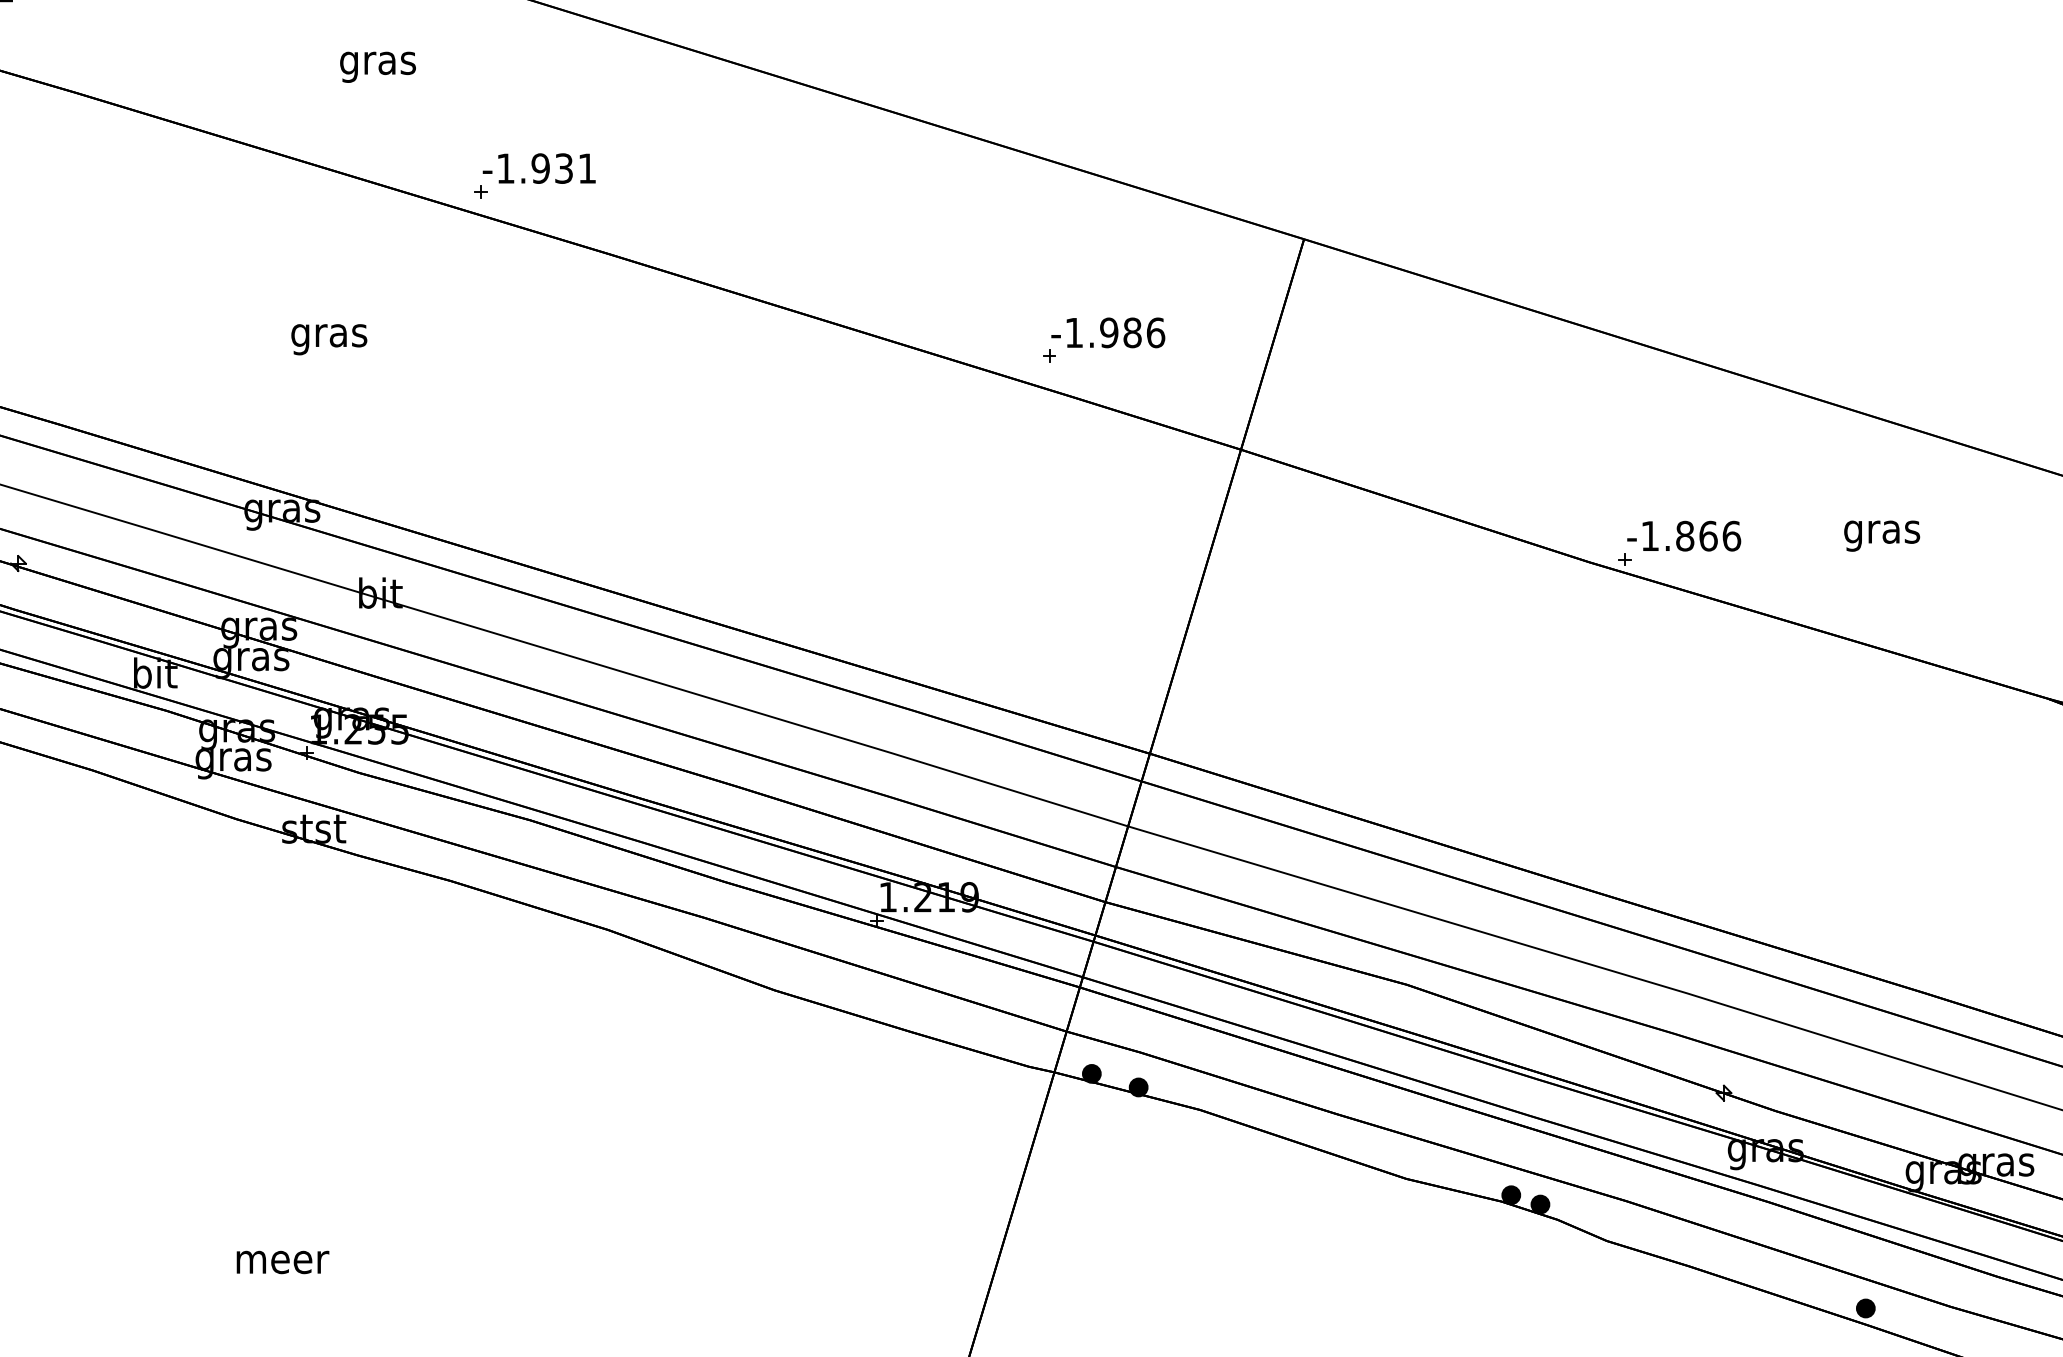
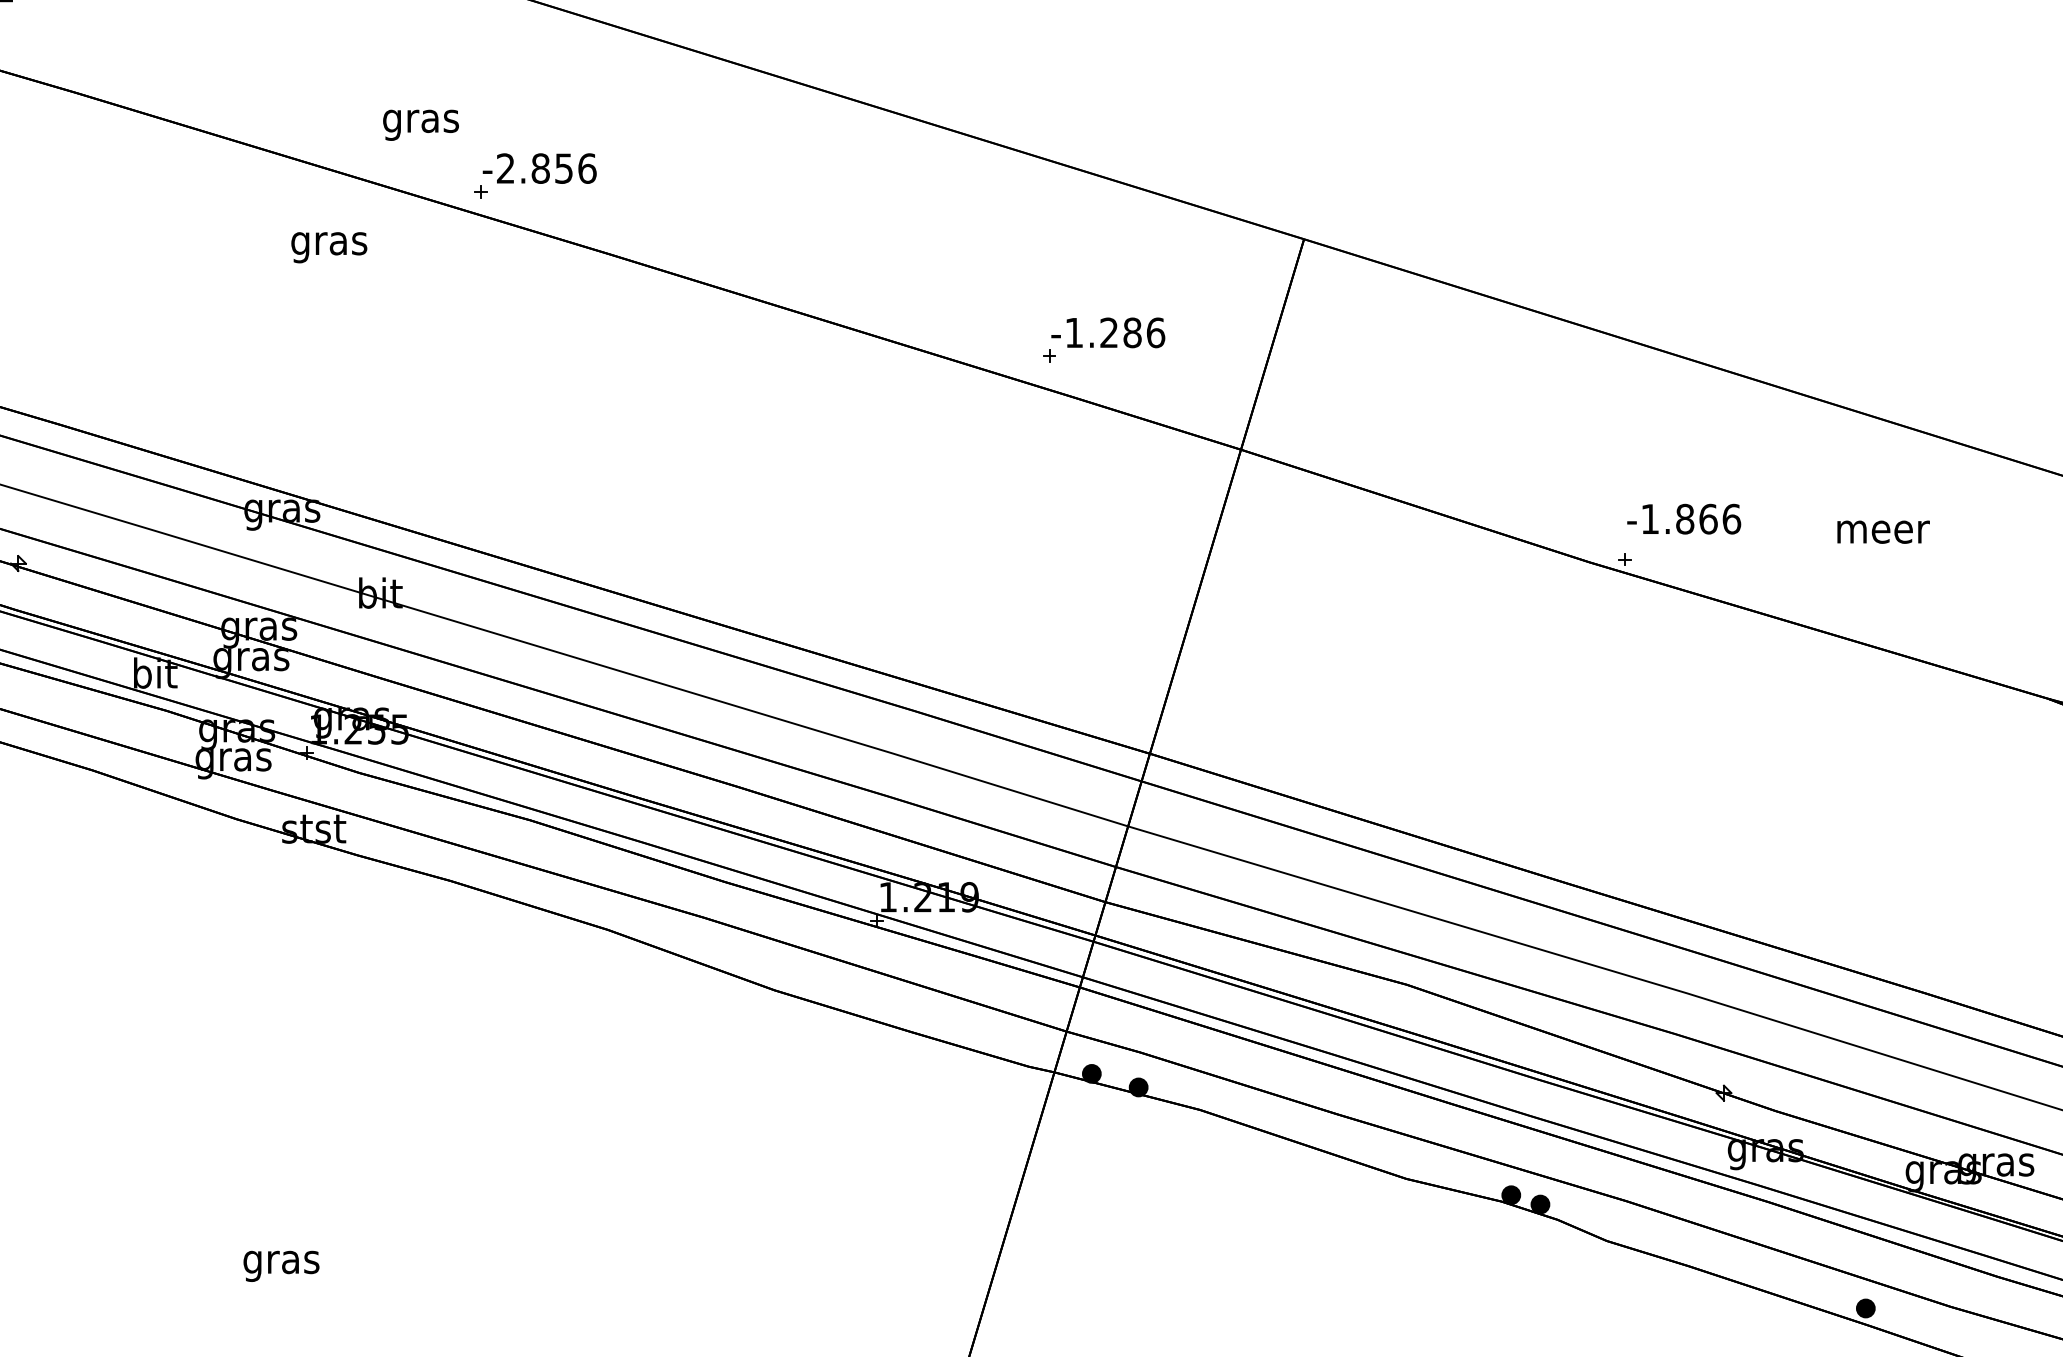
text position: (377, 66) -> (420, 124) (420, 124)
text: -1.931 -> -2.856 (546, 168)
text: -1.986 -> -1.286 (1109, 332)
text position: (329, 339) -> (329, 247) (329, 247)
text position: (1684, 535) -> (1684, 518) (1684, 518)
text: gras -> meer (1883, 535)
text: meer -> gras (282, 1265)
